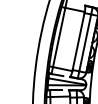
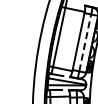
line: solid -> dashed (85, 42)
